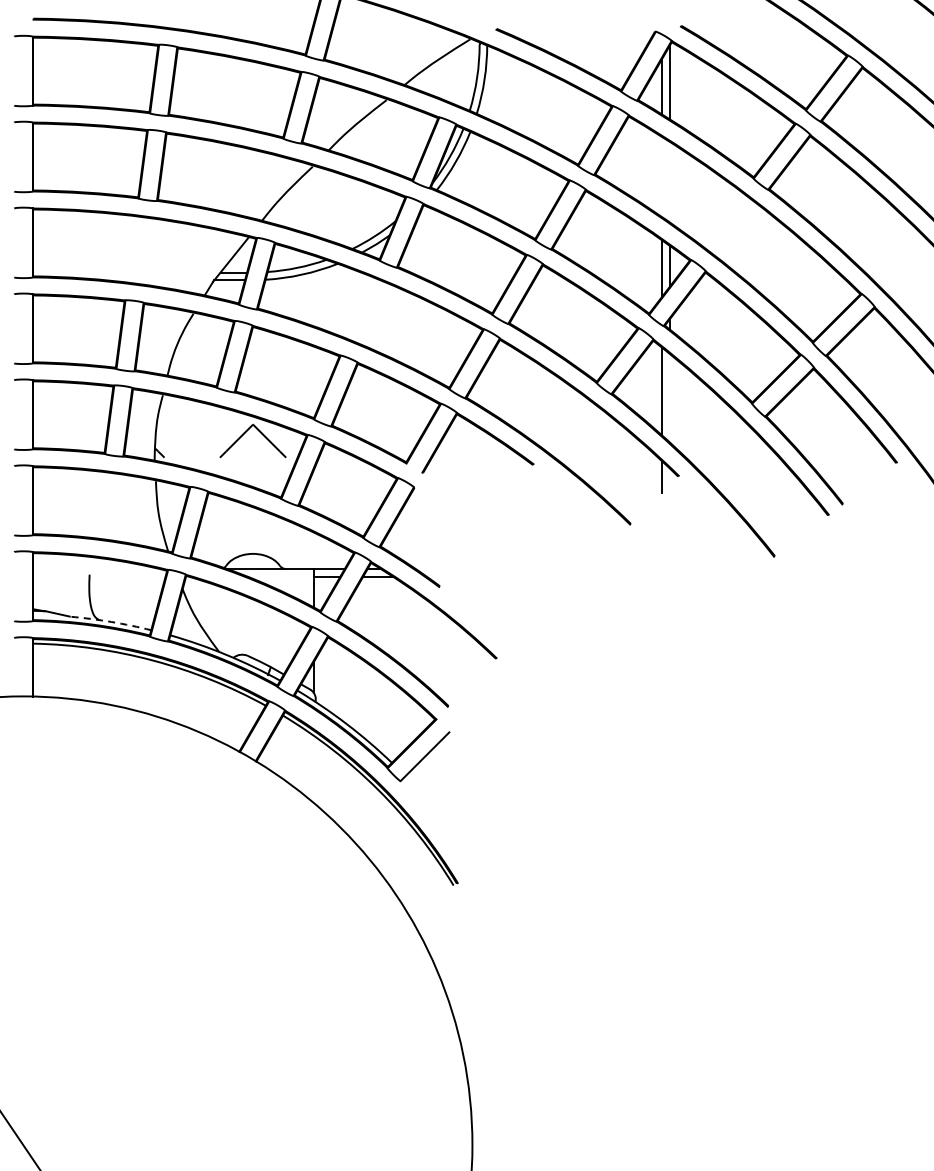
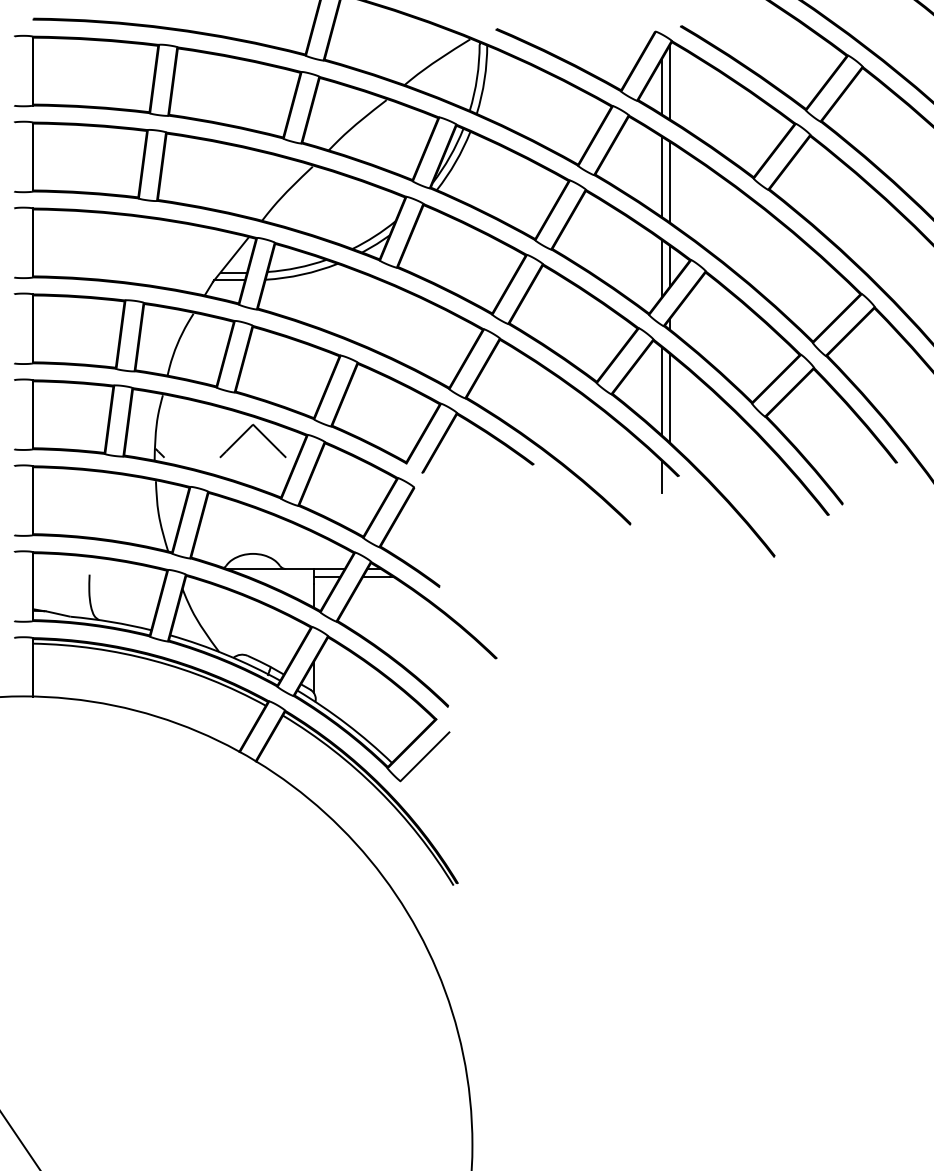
line: none -> present (662, 176)
line: none -> present (669, 181)
line: none -> present (669, 397)
arc: dashed -> solid (111, 621)
